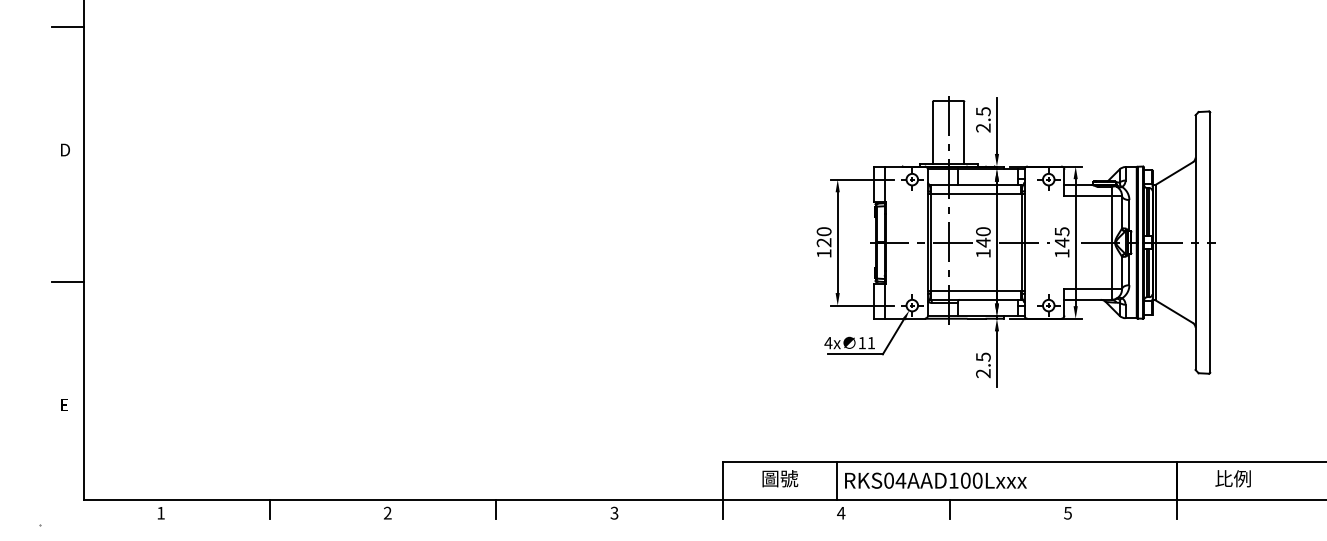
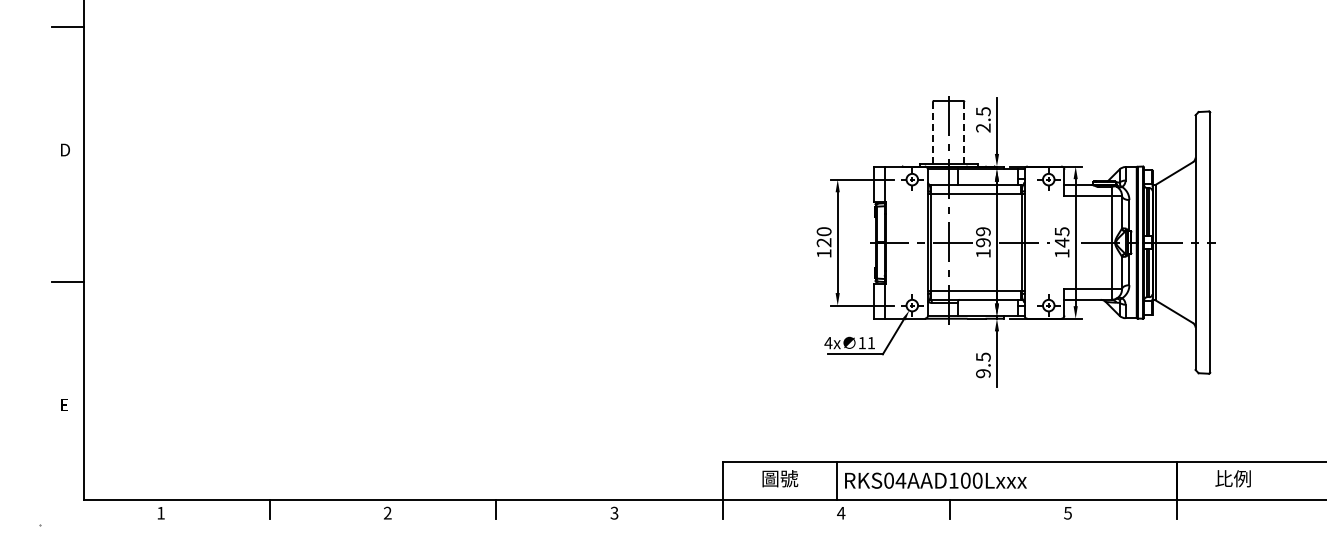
line: solid -> dashed (932, 132)
line: solid -> dashed (964, 132)
text: 140 -> 199 (983, 237)
text: 2.5 -> 9.5 (983, 373)
